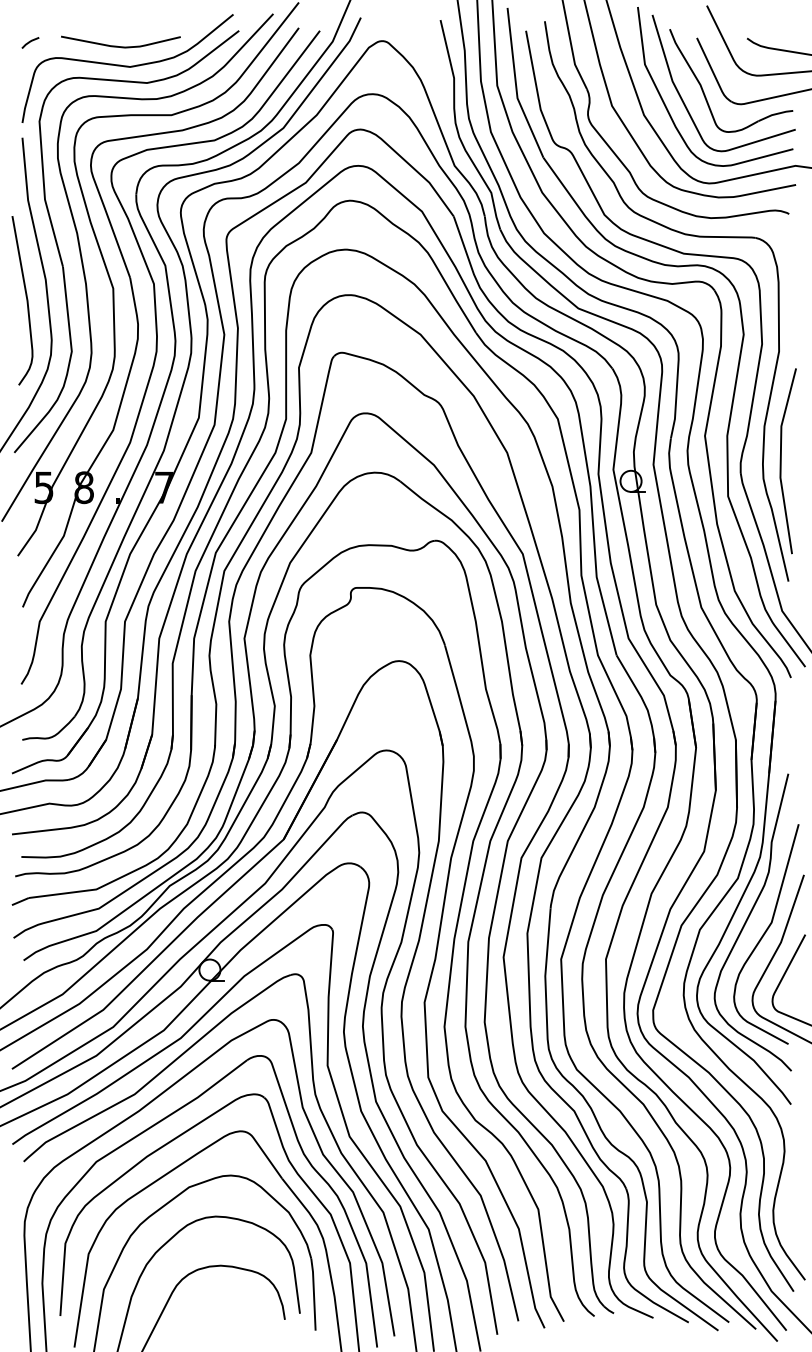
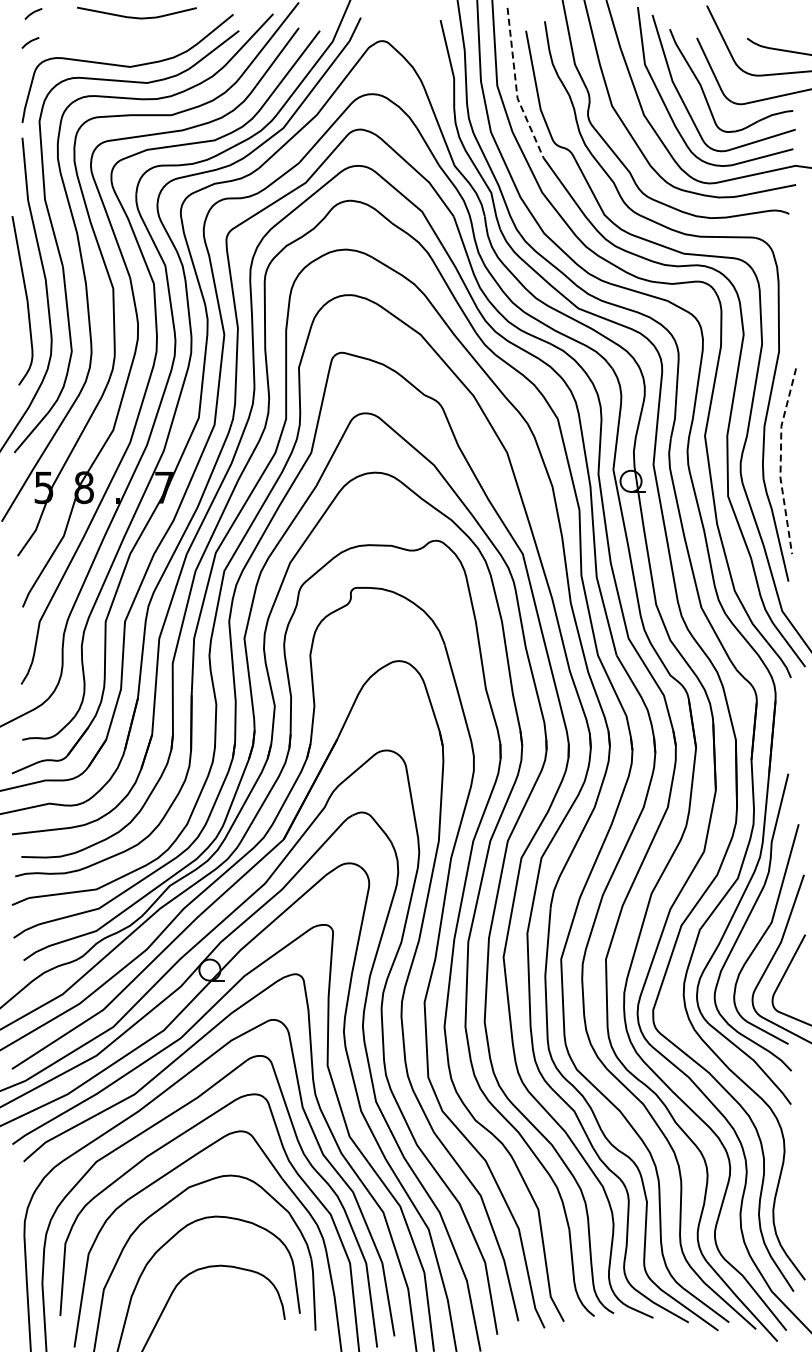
line: none -> present (33, 13)
curve position: (117, 45) -> (133, 16) (133, 16)
line: solid -> dashed (516, 86)
line: solid -> dashed (780, 460)
